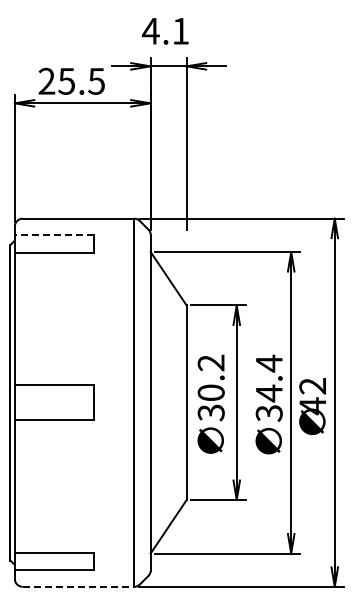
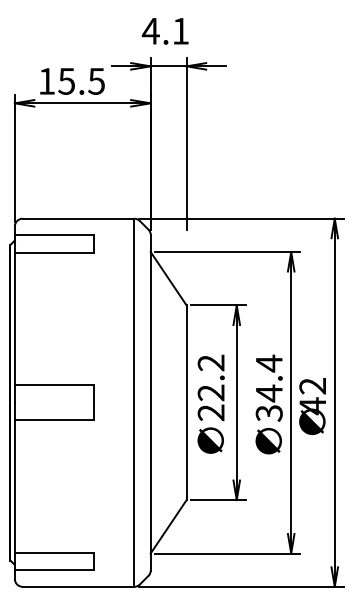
text: 25.5 -> 15.5 (46, 80)
line: dashed -> solid (53, 235)
text: 30.2 -> 22.2 (210, 402)
line: dashed -> solid (78, 586)
